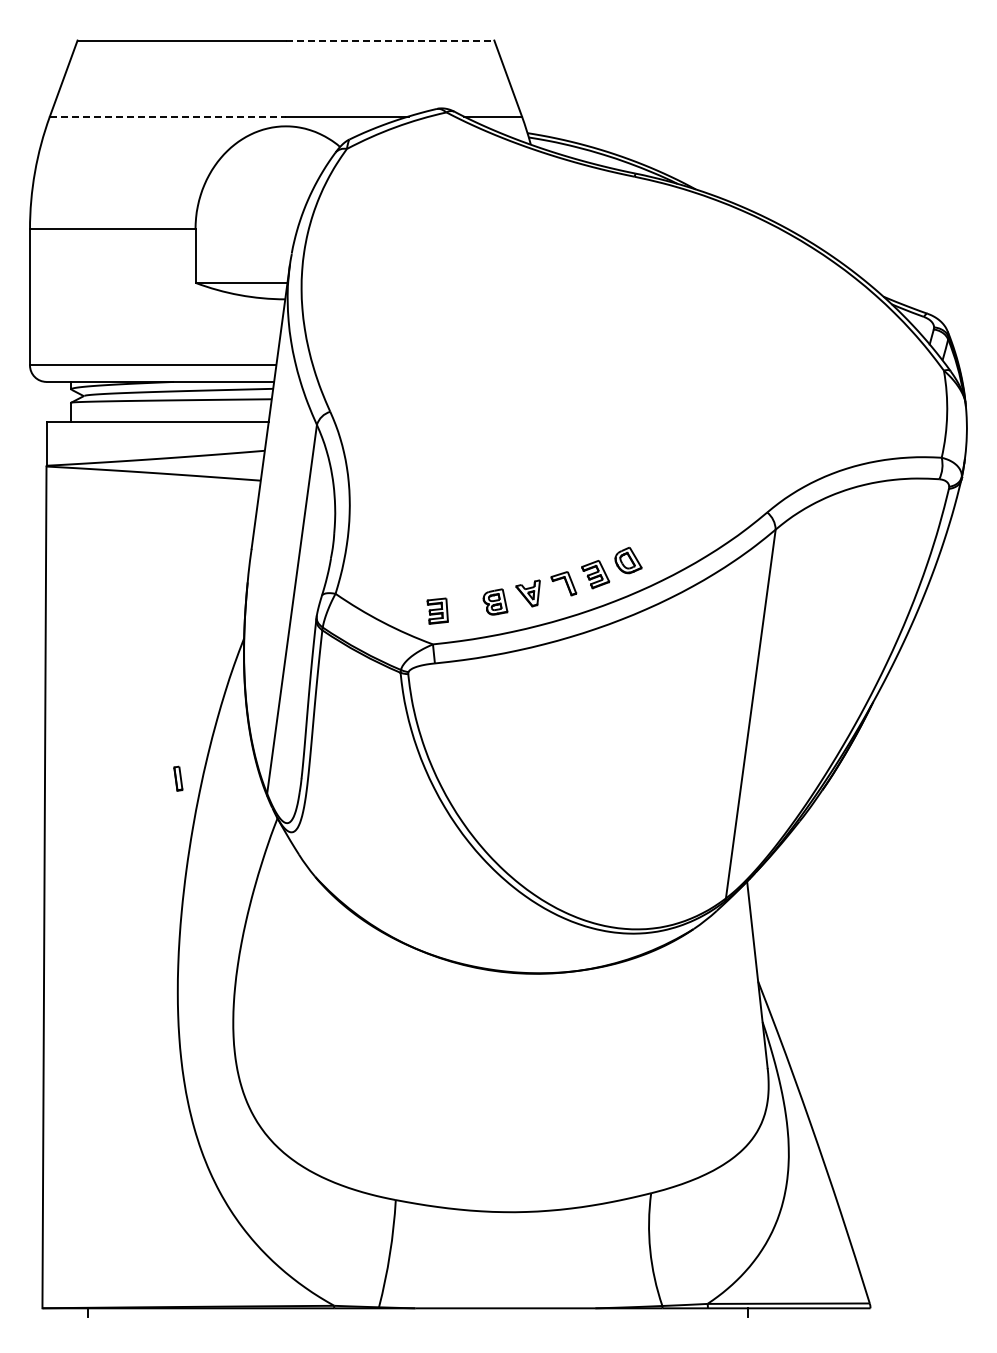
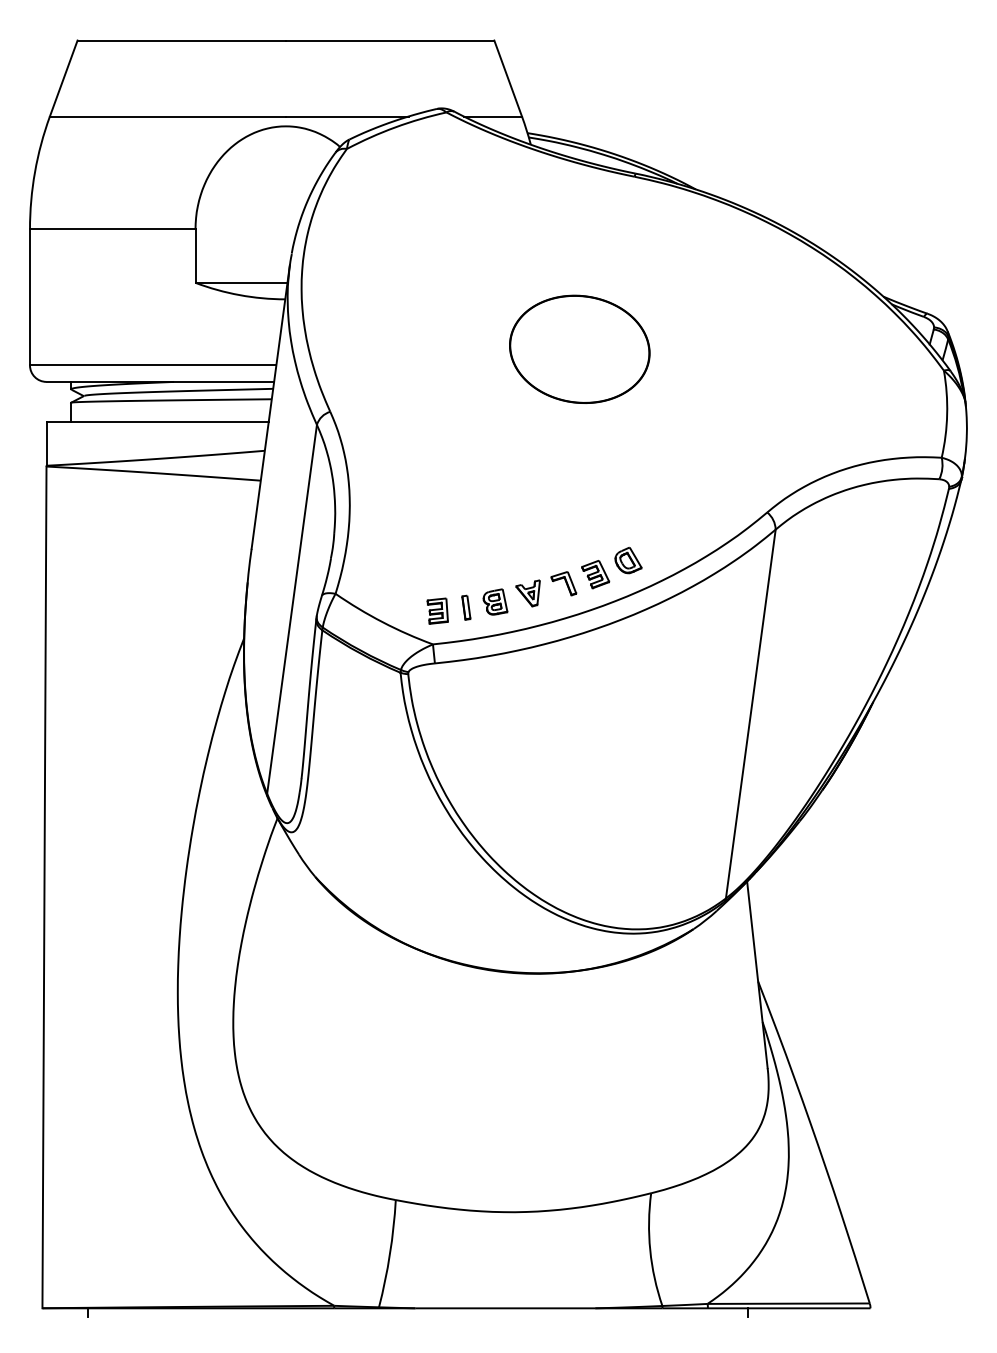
line: dashed -> solid (390, 40)
line: dashed -> solid (168, 116)
part: none -> present (579, 348)
part position: (178, 778) -> (466, 607) (466, 607)
